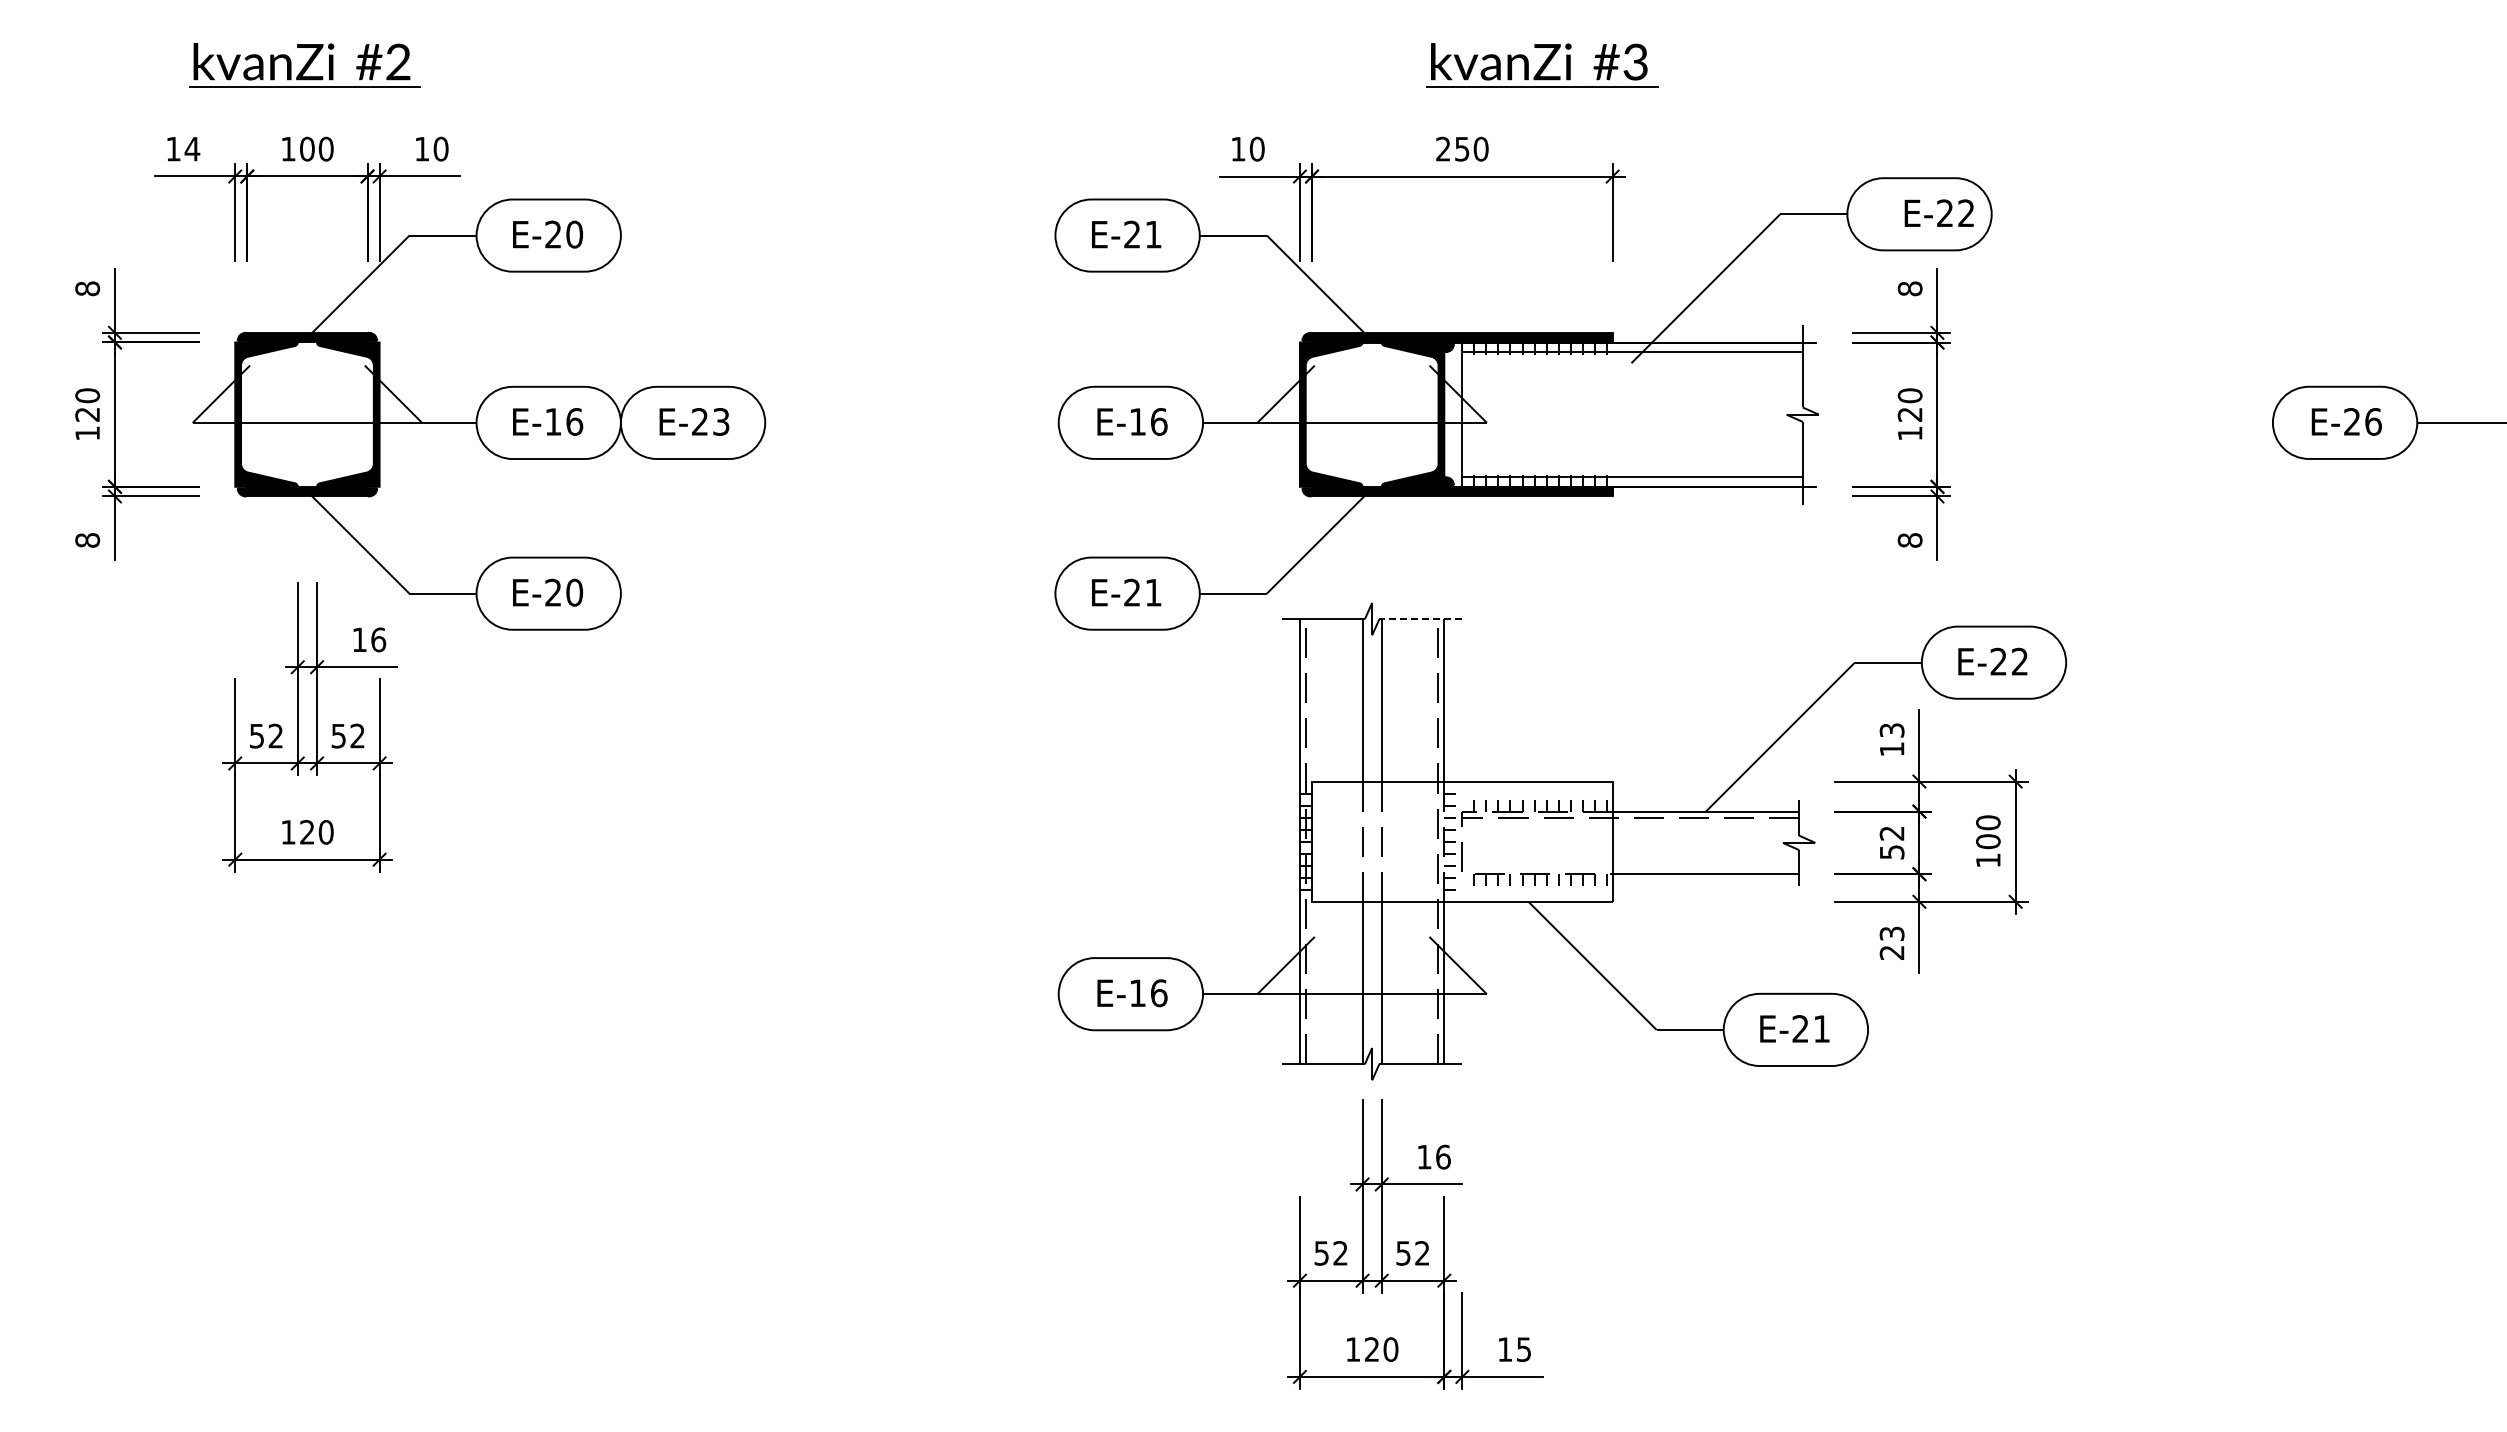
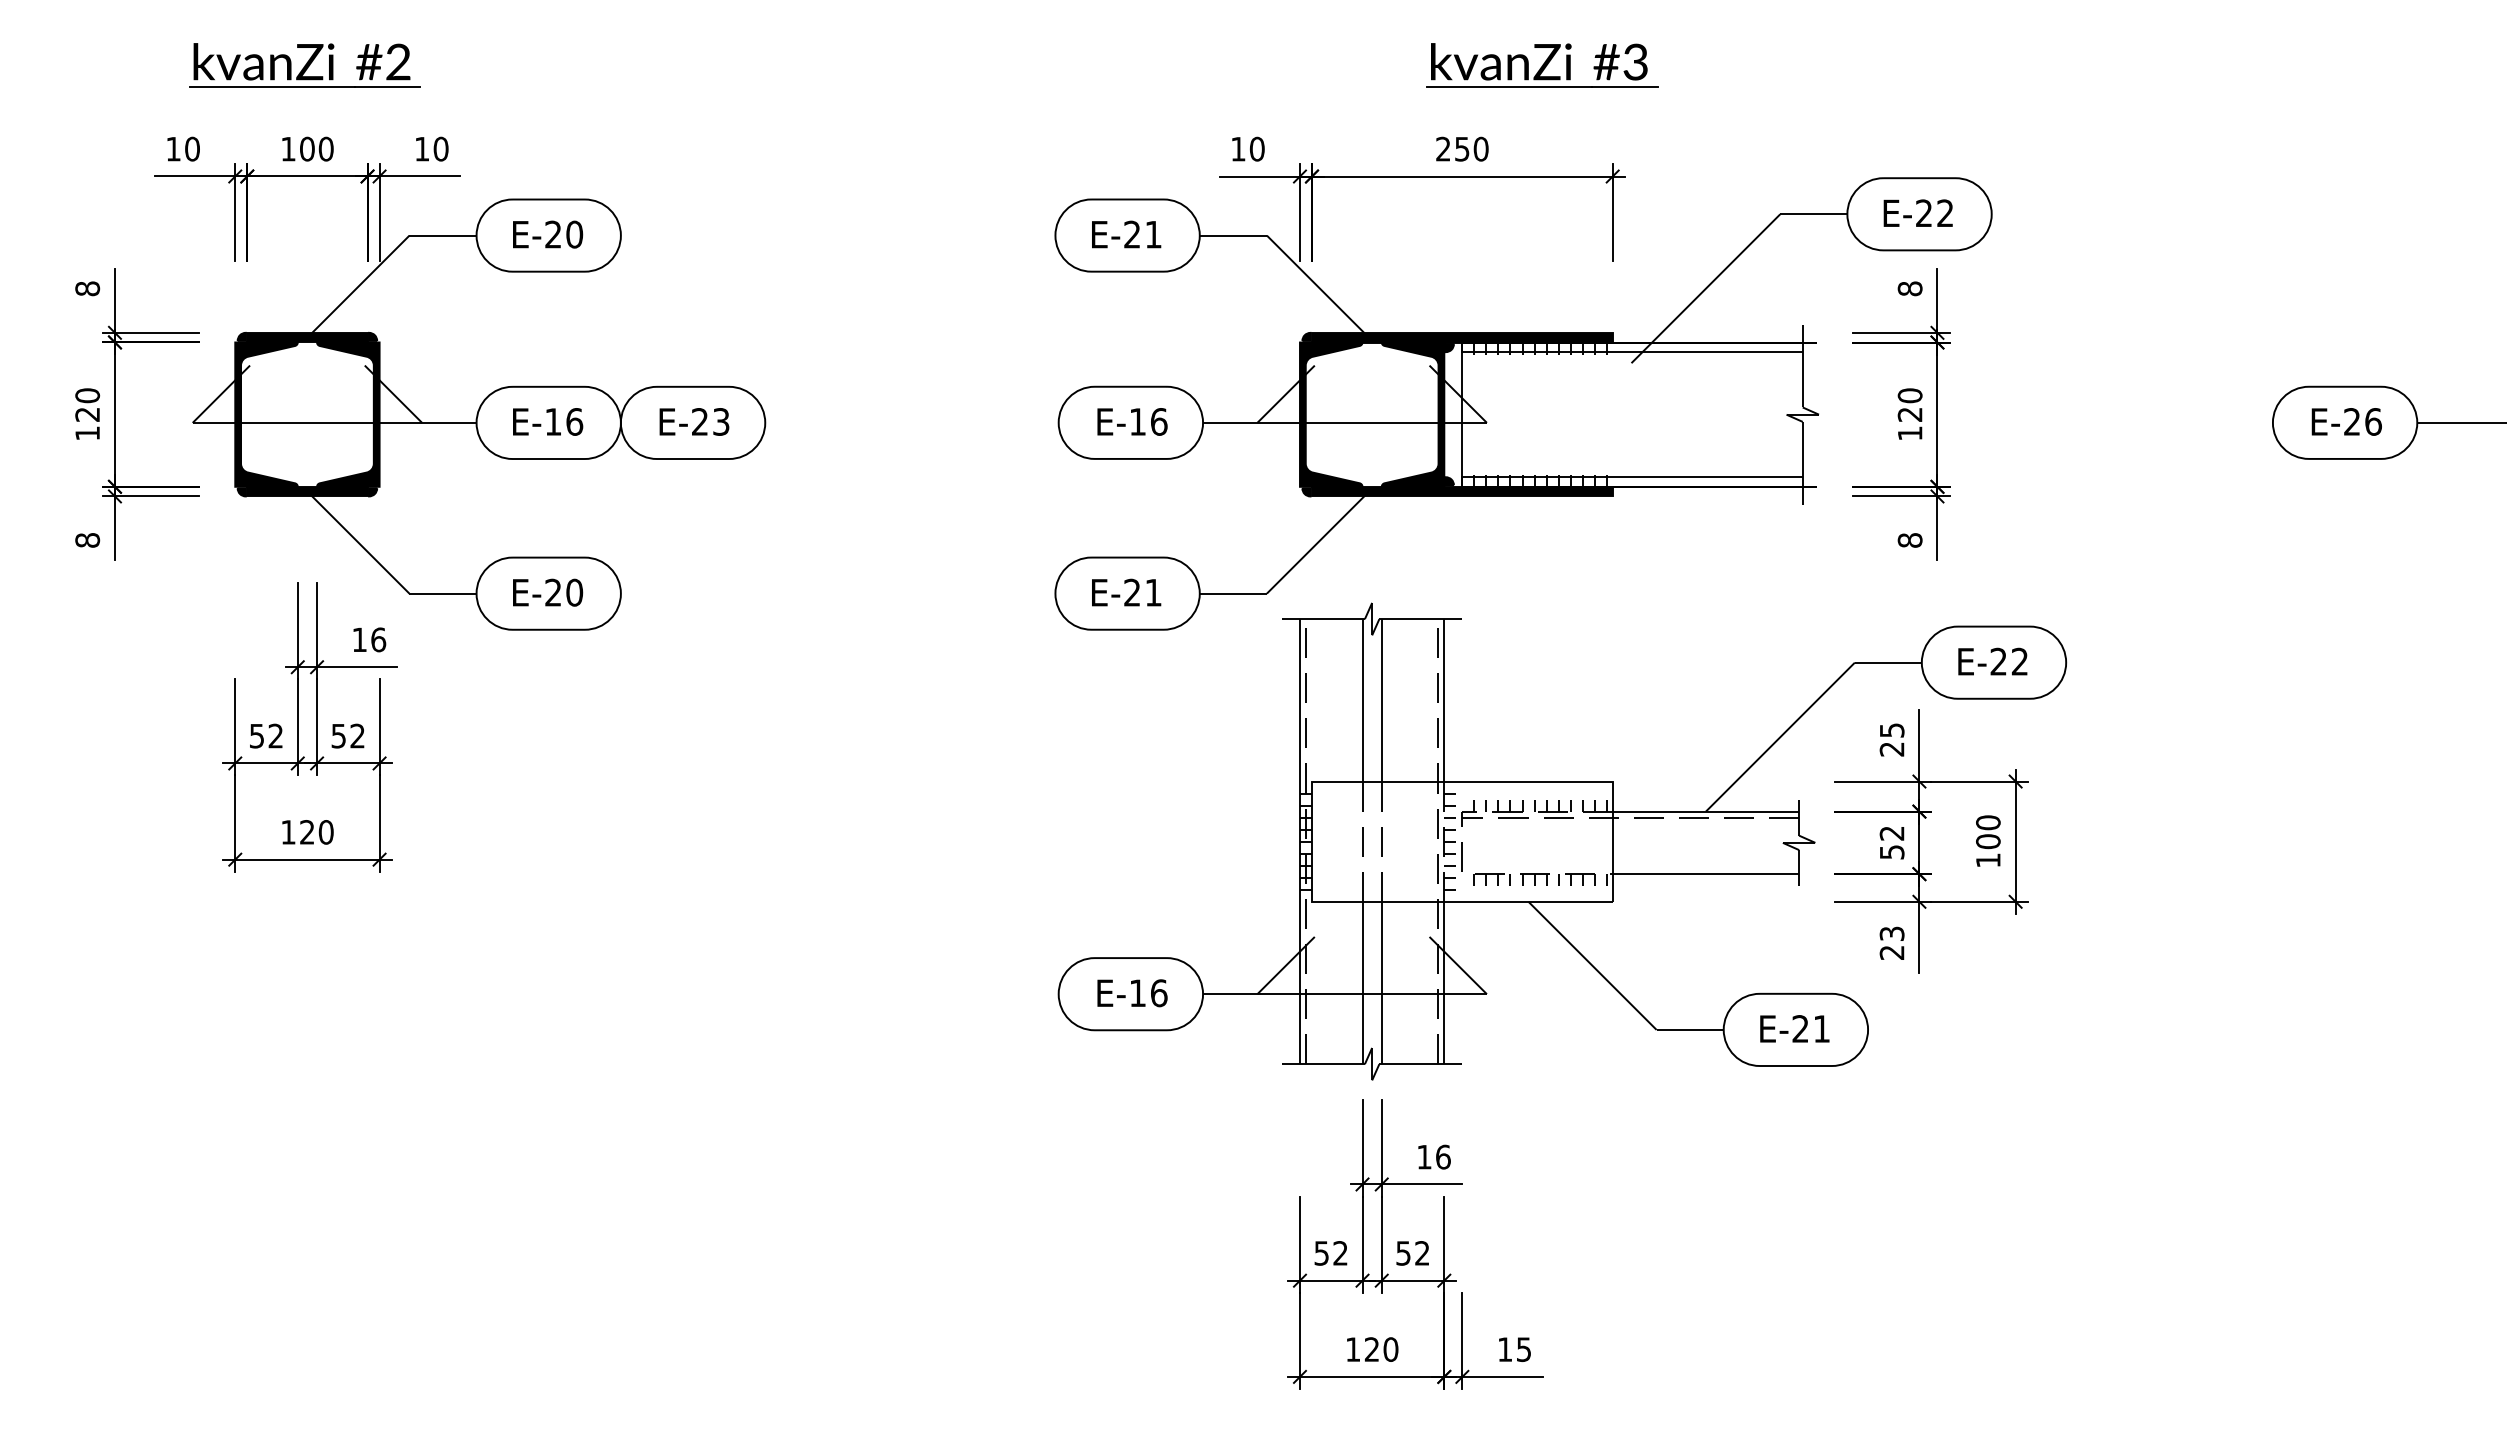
text: 14 -> 10 (192, 148)
text position: (1938, 212) -> (1917, 212) (1917, 212)
line: dashed -> solid (1420, 619)
text: 13 -> 25 (1891, 739)
